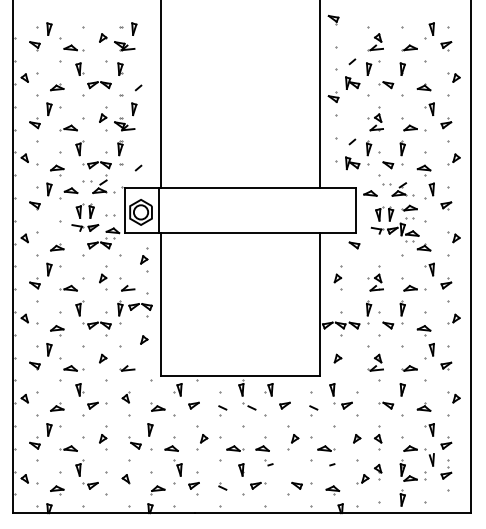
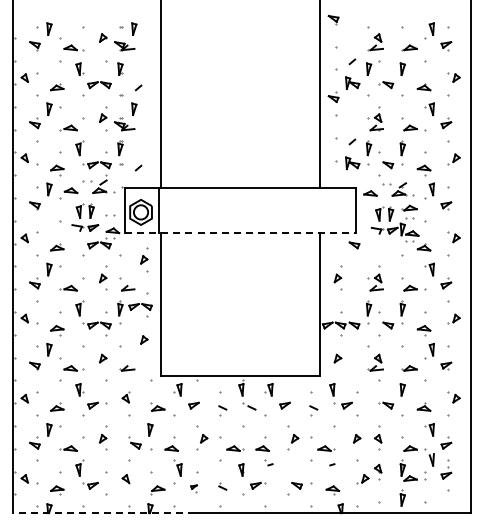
line: solid -> dashed (240, 233)
part size: 12x14 px -> 8x10 px (193, 488)
line: solid -> dashed (103, 513)
